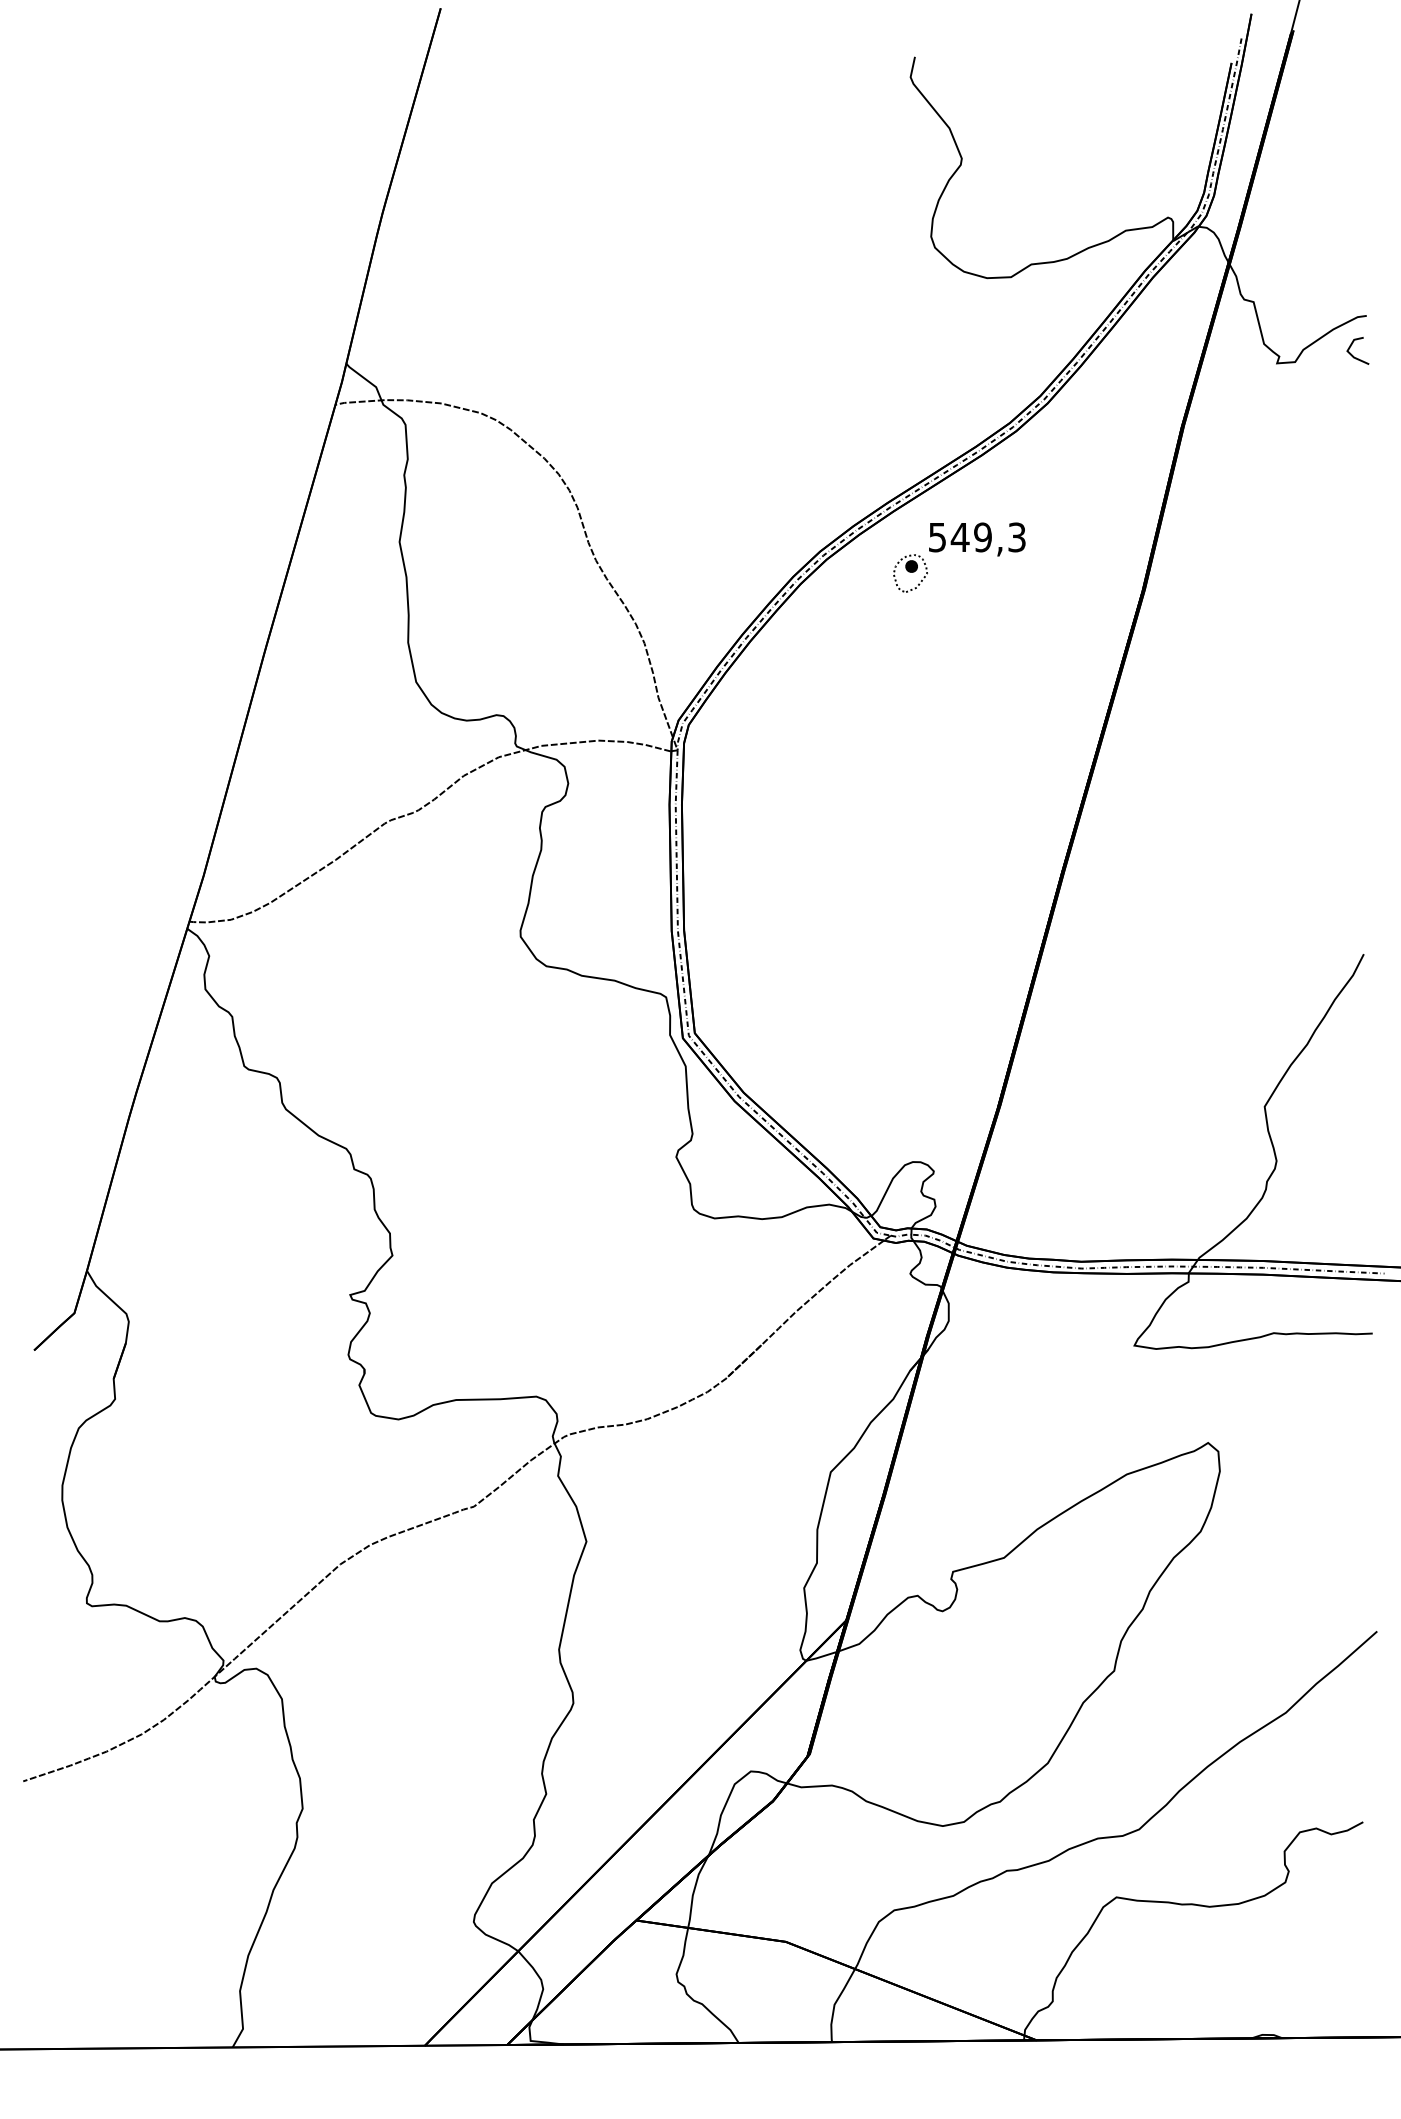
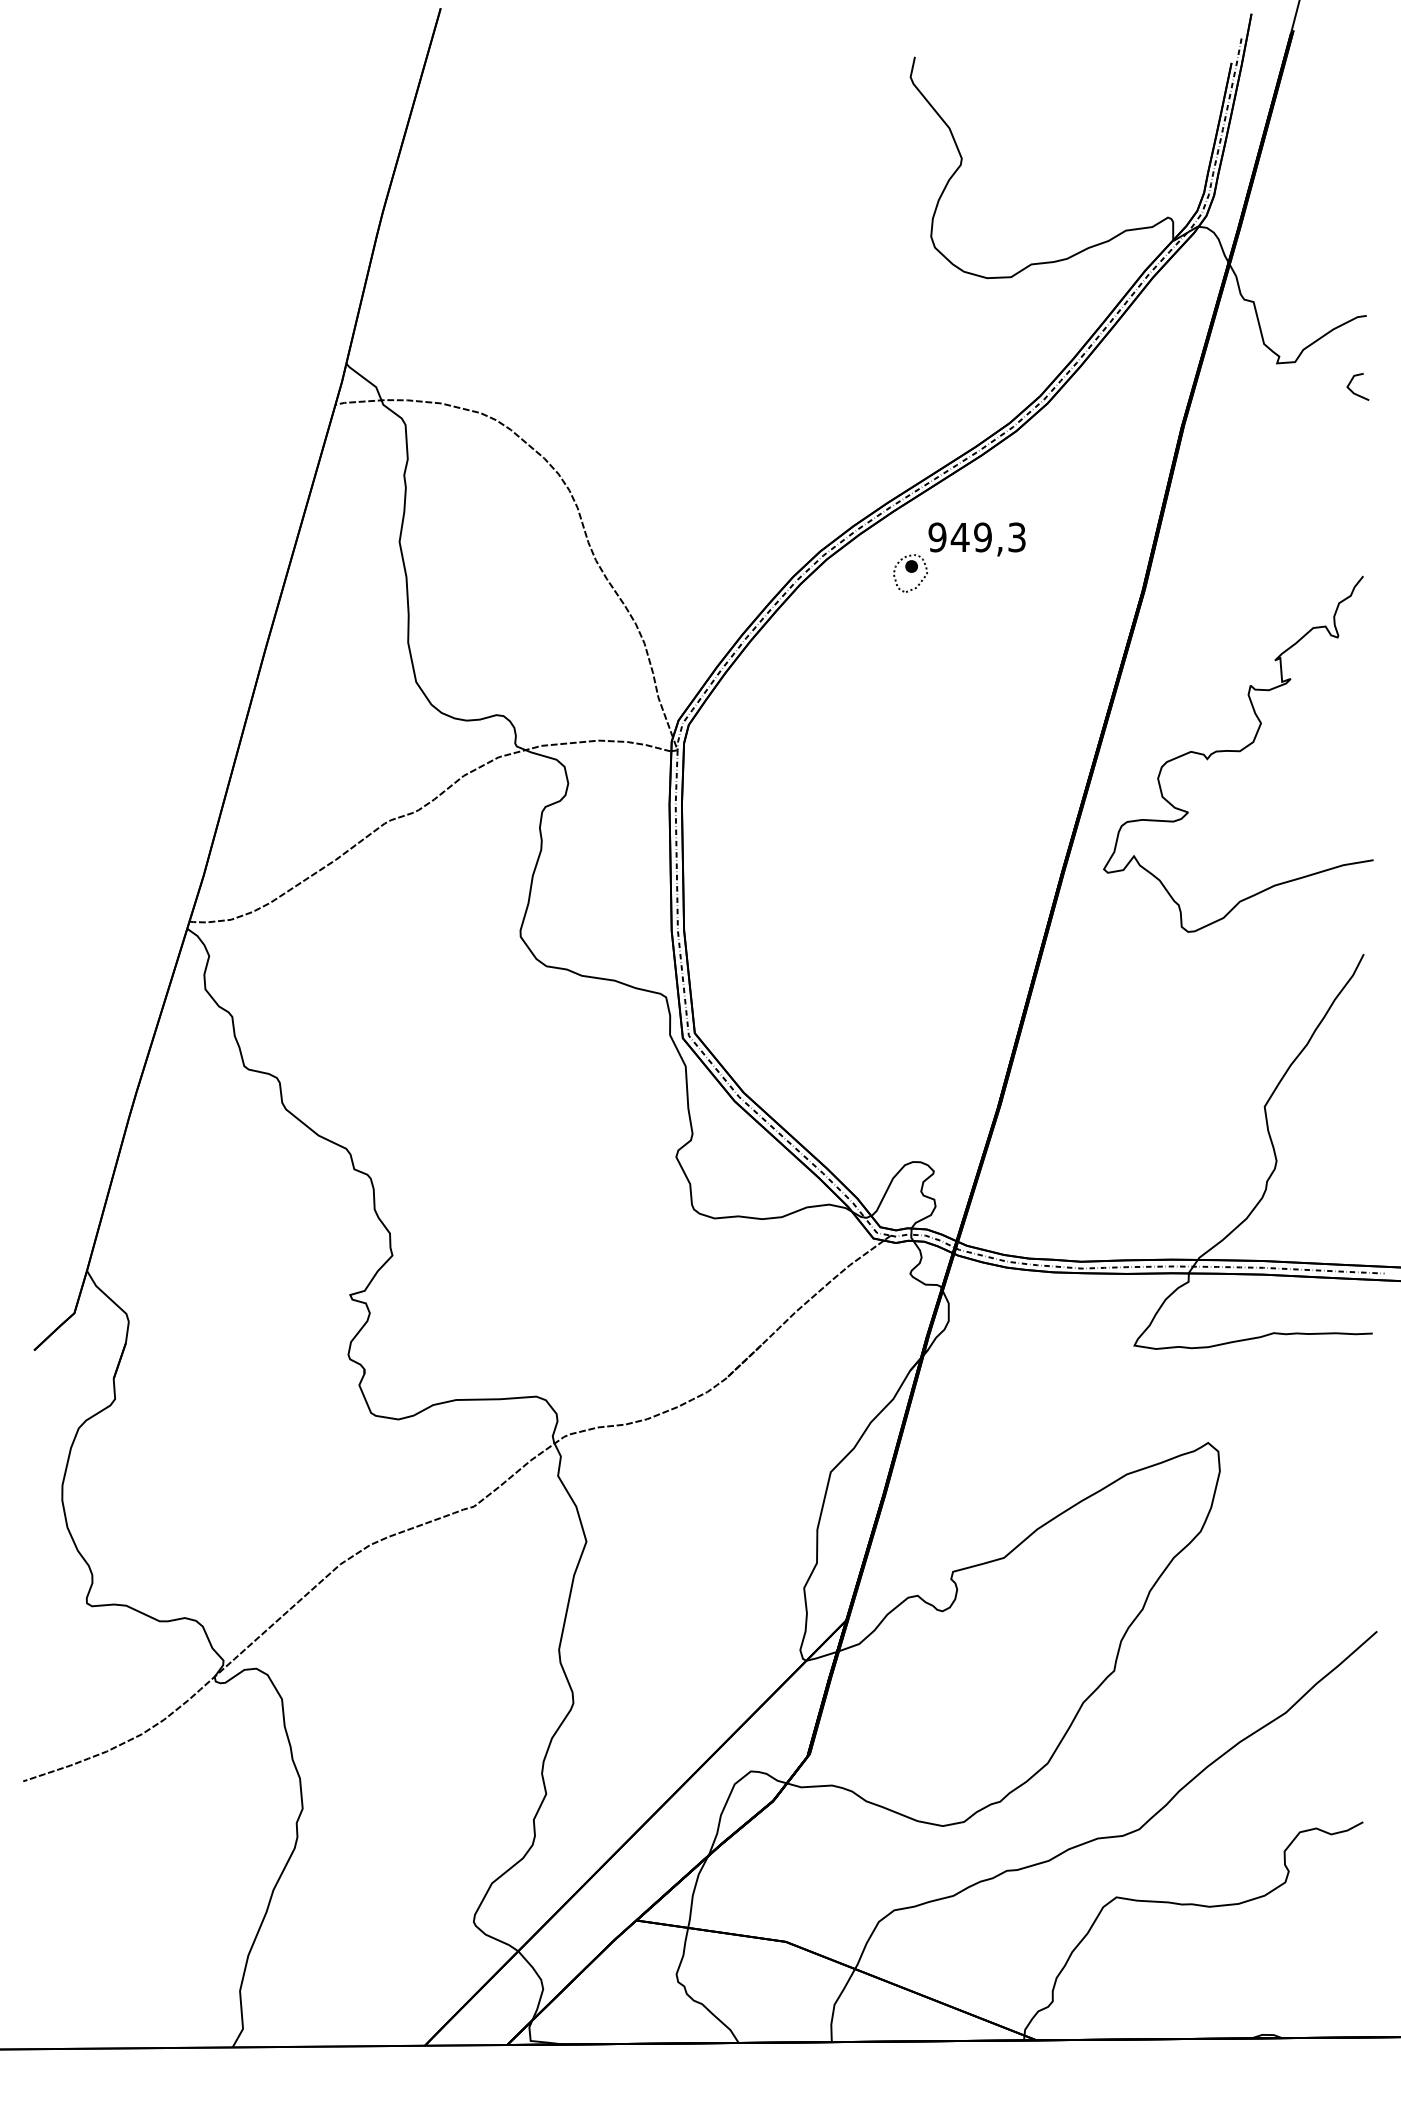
line position: (1352, 354) -> (1352, 390) (1352, 390)
text: 549,3 -> 949,3 (937, 537)
curve: none -> present (1238, 752)
